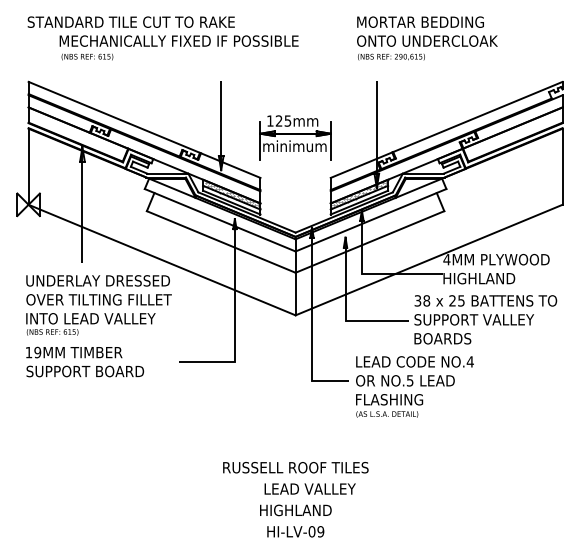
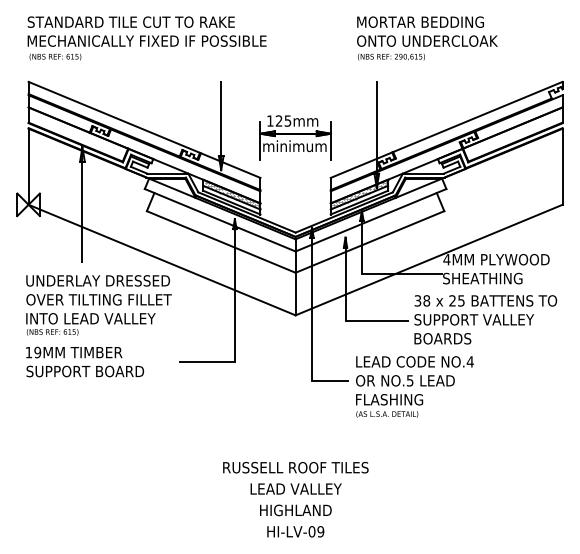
text position: (178, 47) -> (146, 47) (146, 47)
text: HIGHLAND -> SHEATHING (482, 278)
text position: (309, 488) -> (295, 488) (295, 488)
